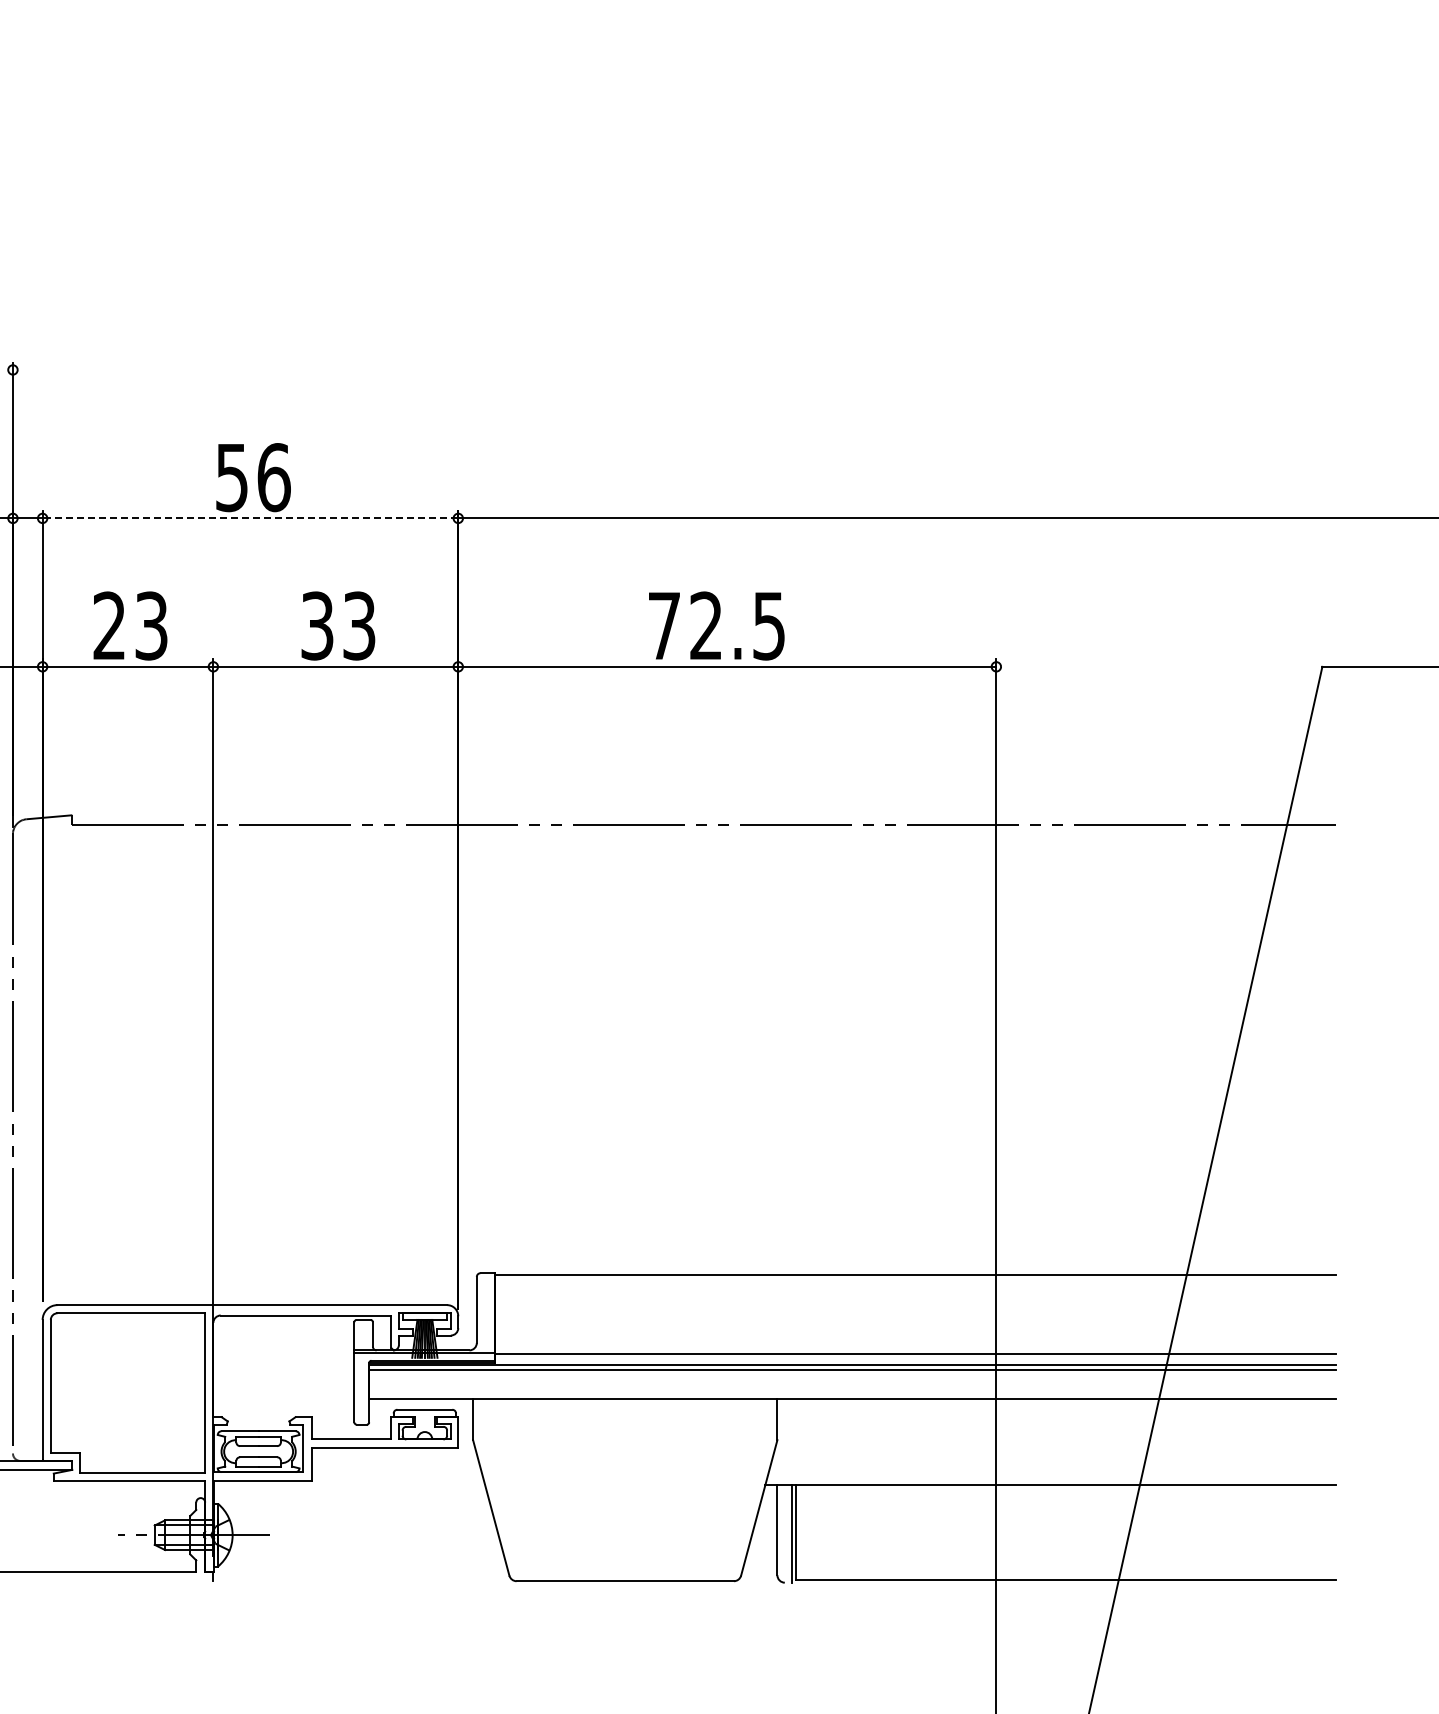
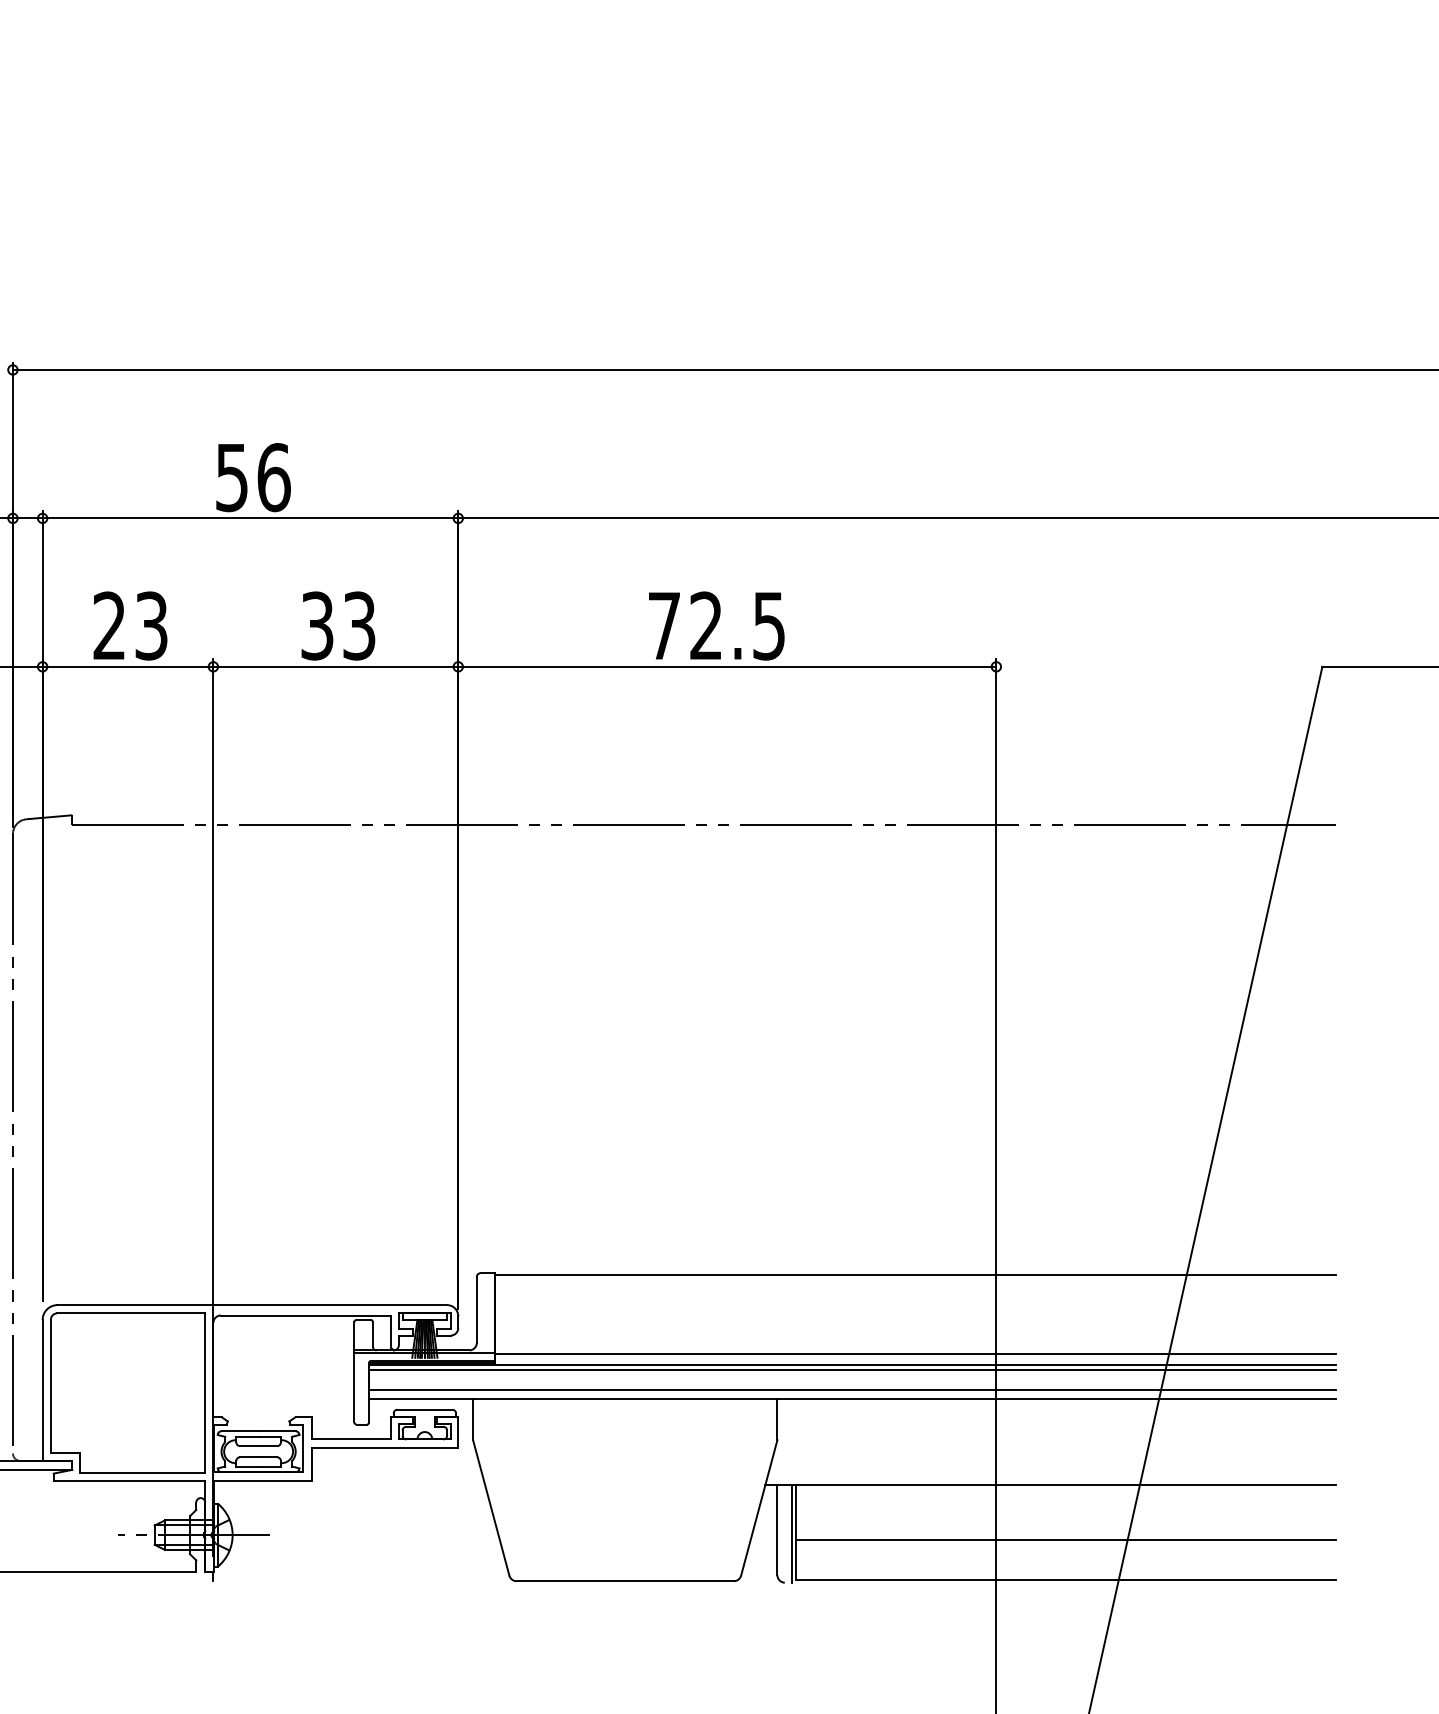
line: none -> present (723, 369)
line: dashed -> solid (250, 518)
line: none -> present (852, 1390)
line: none -> present (1065, 1540)
